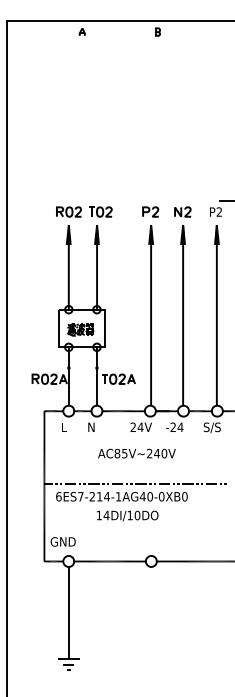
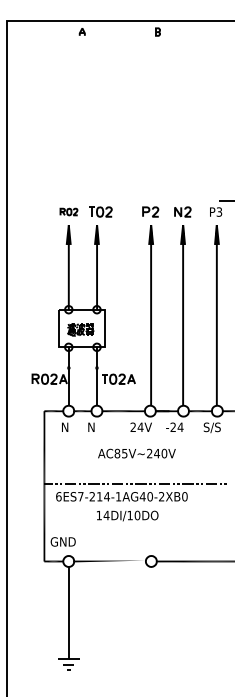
part size: 26x12 px -> 20x10 px (68, 211)
text: P2 -> P3 (219, 212)
text: L -> N (65, 426)
text: 6ES7-214-1AG40-0XB0 -> 6ES7-214-1AG40-2XB0 (161, 496)
fill: present -> none (109, 561)
